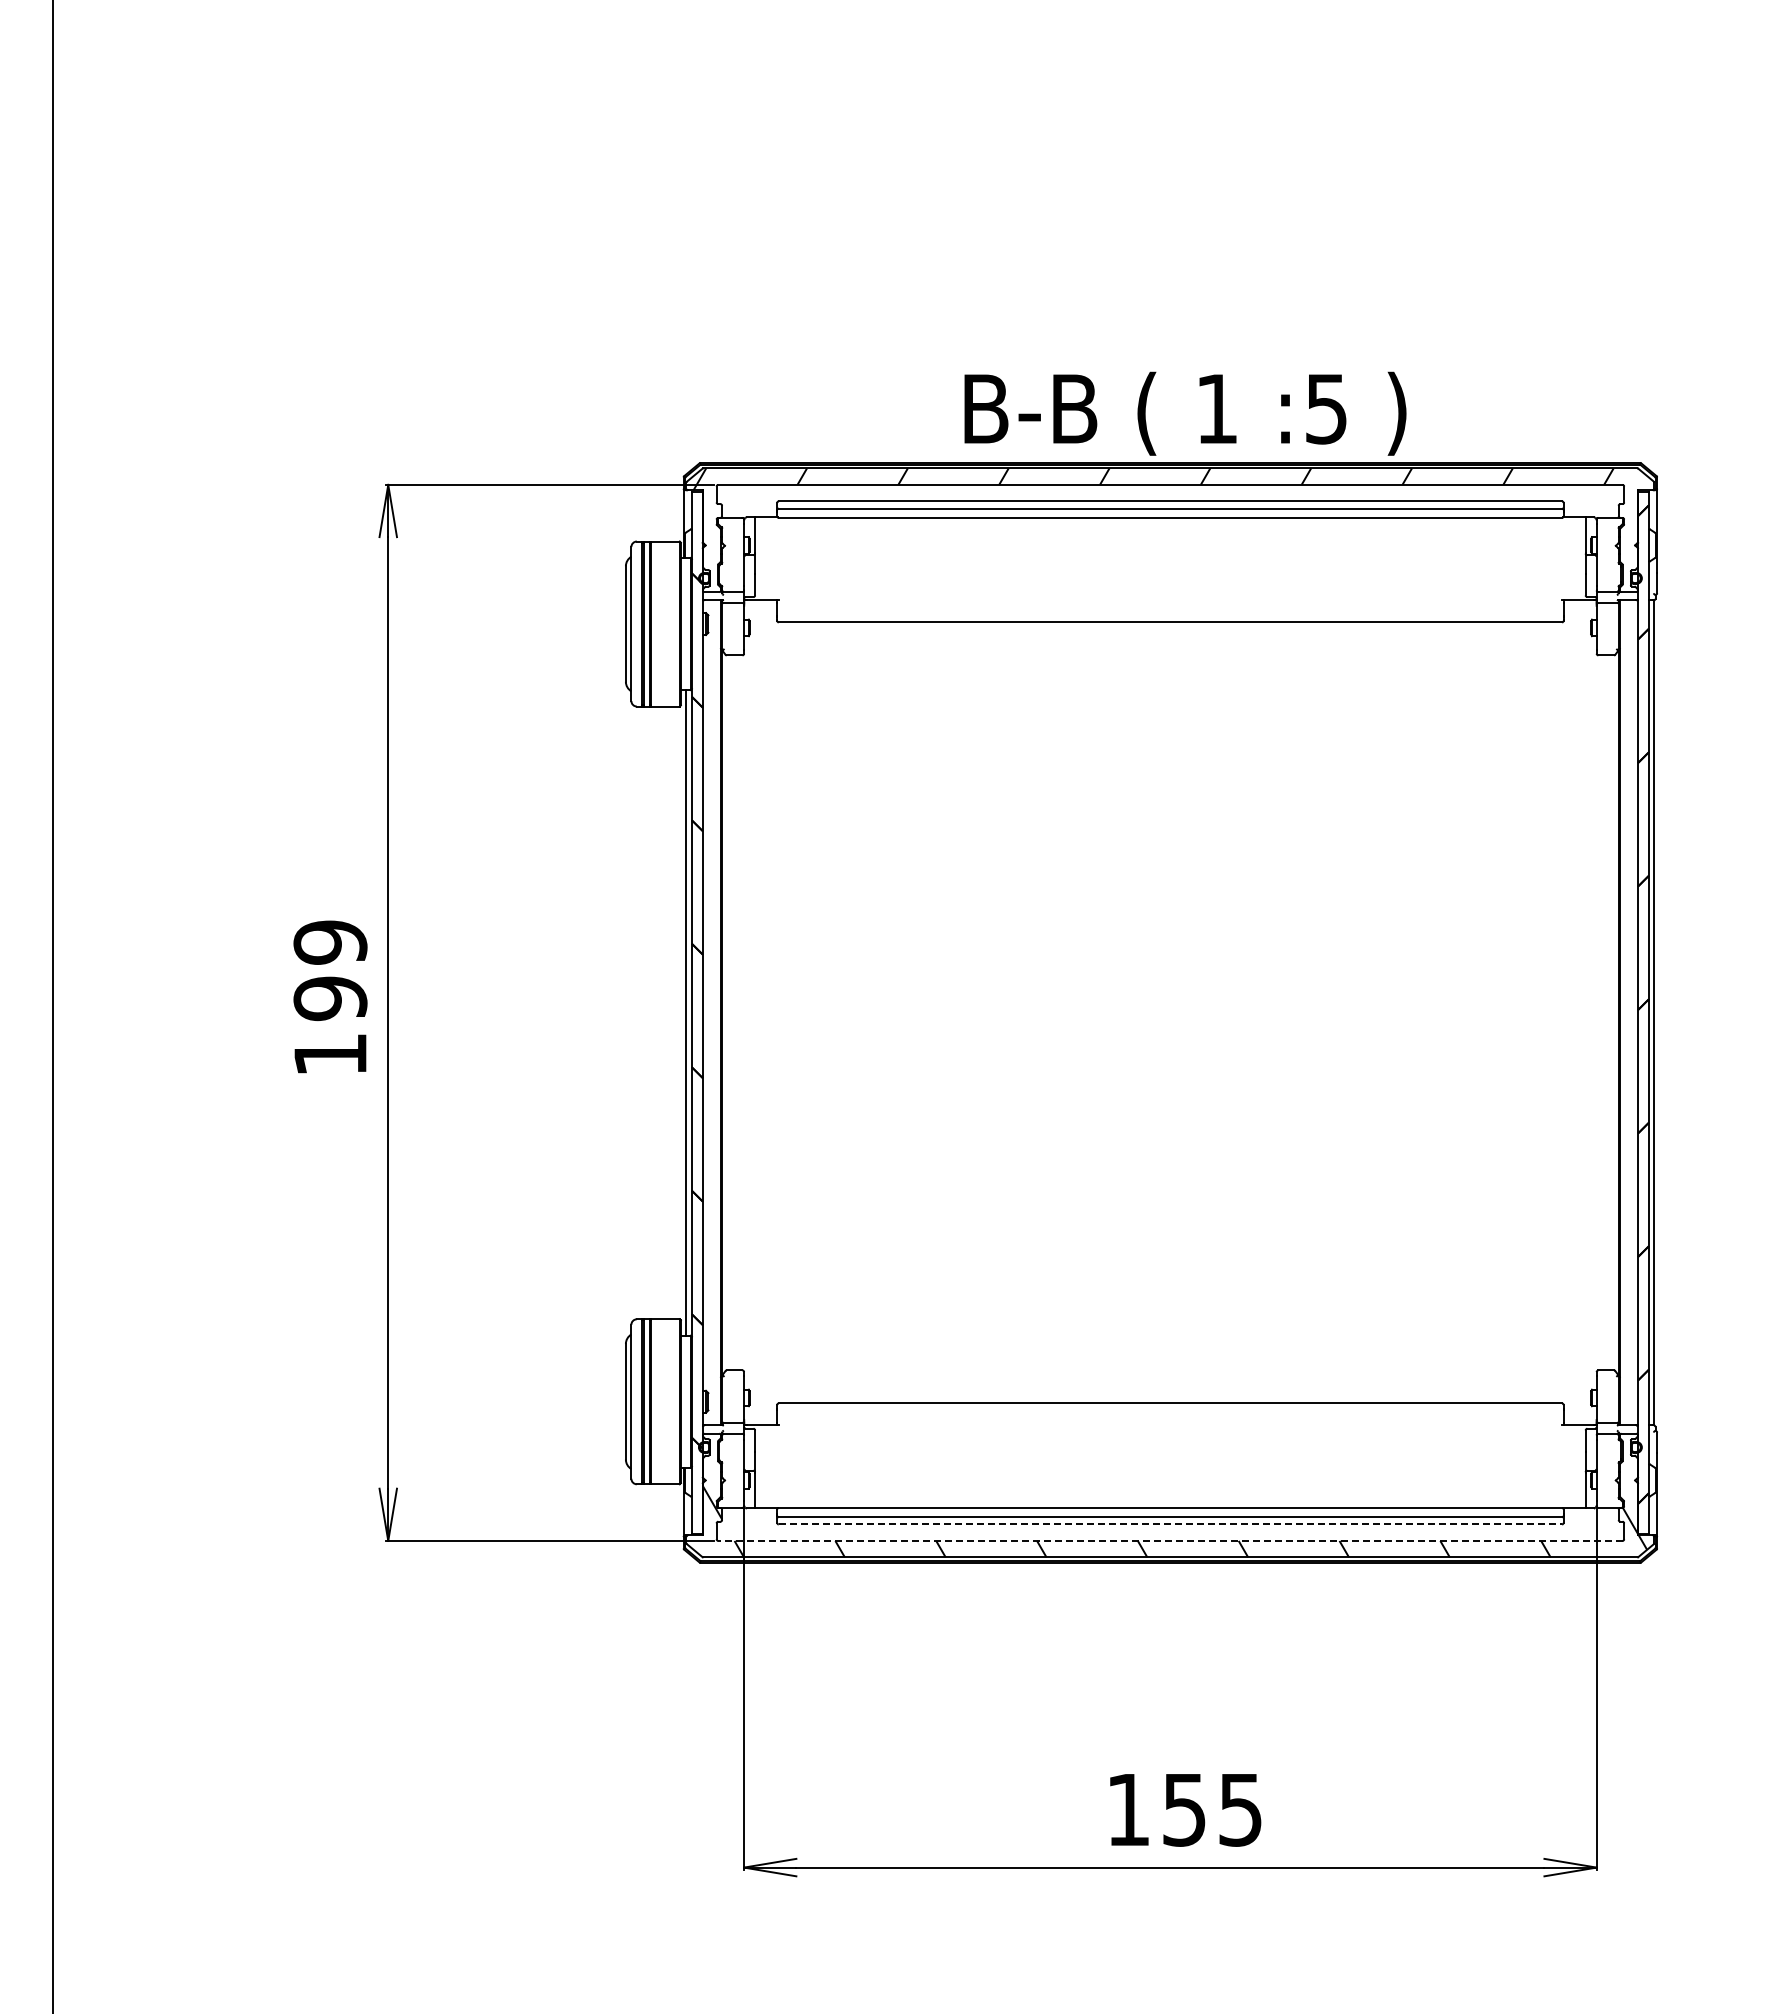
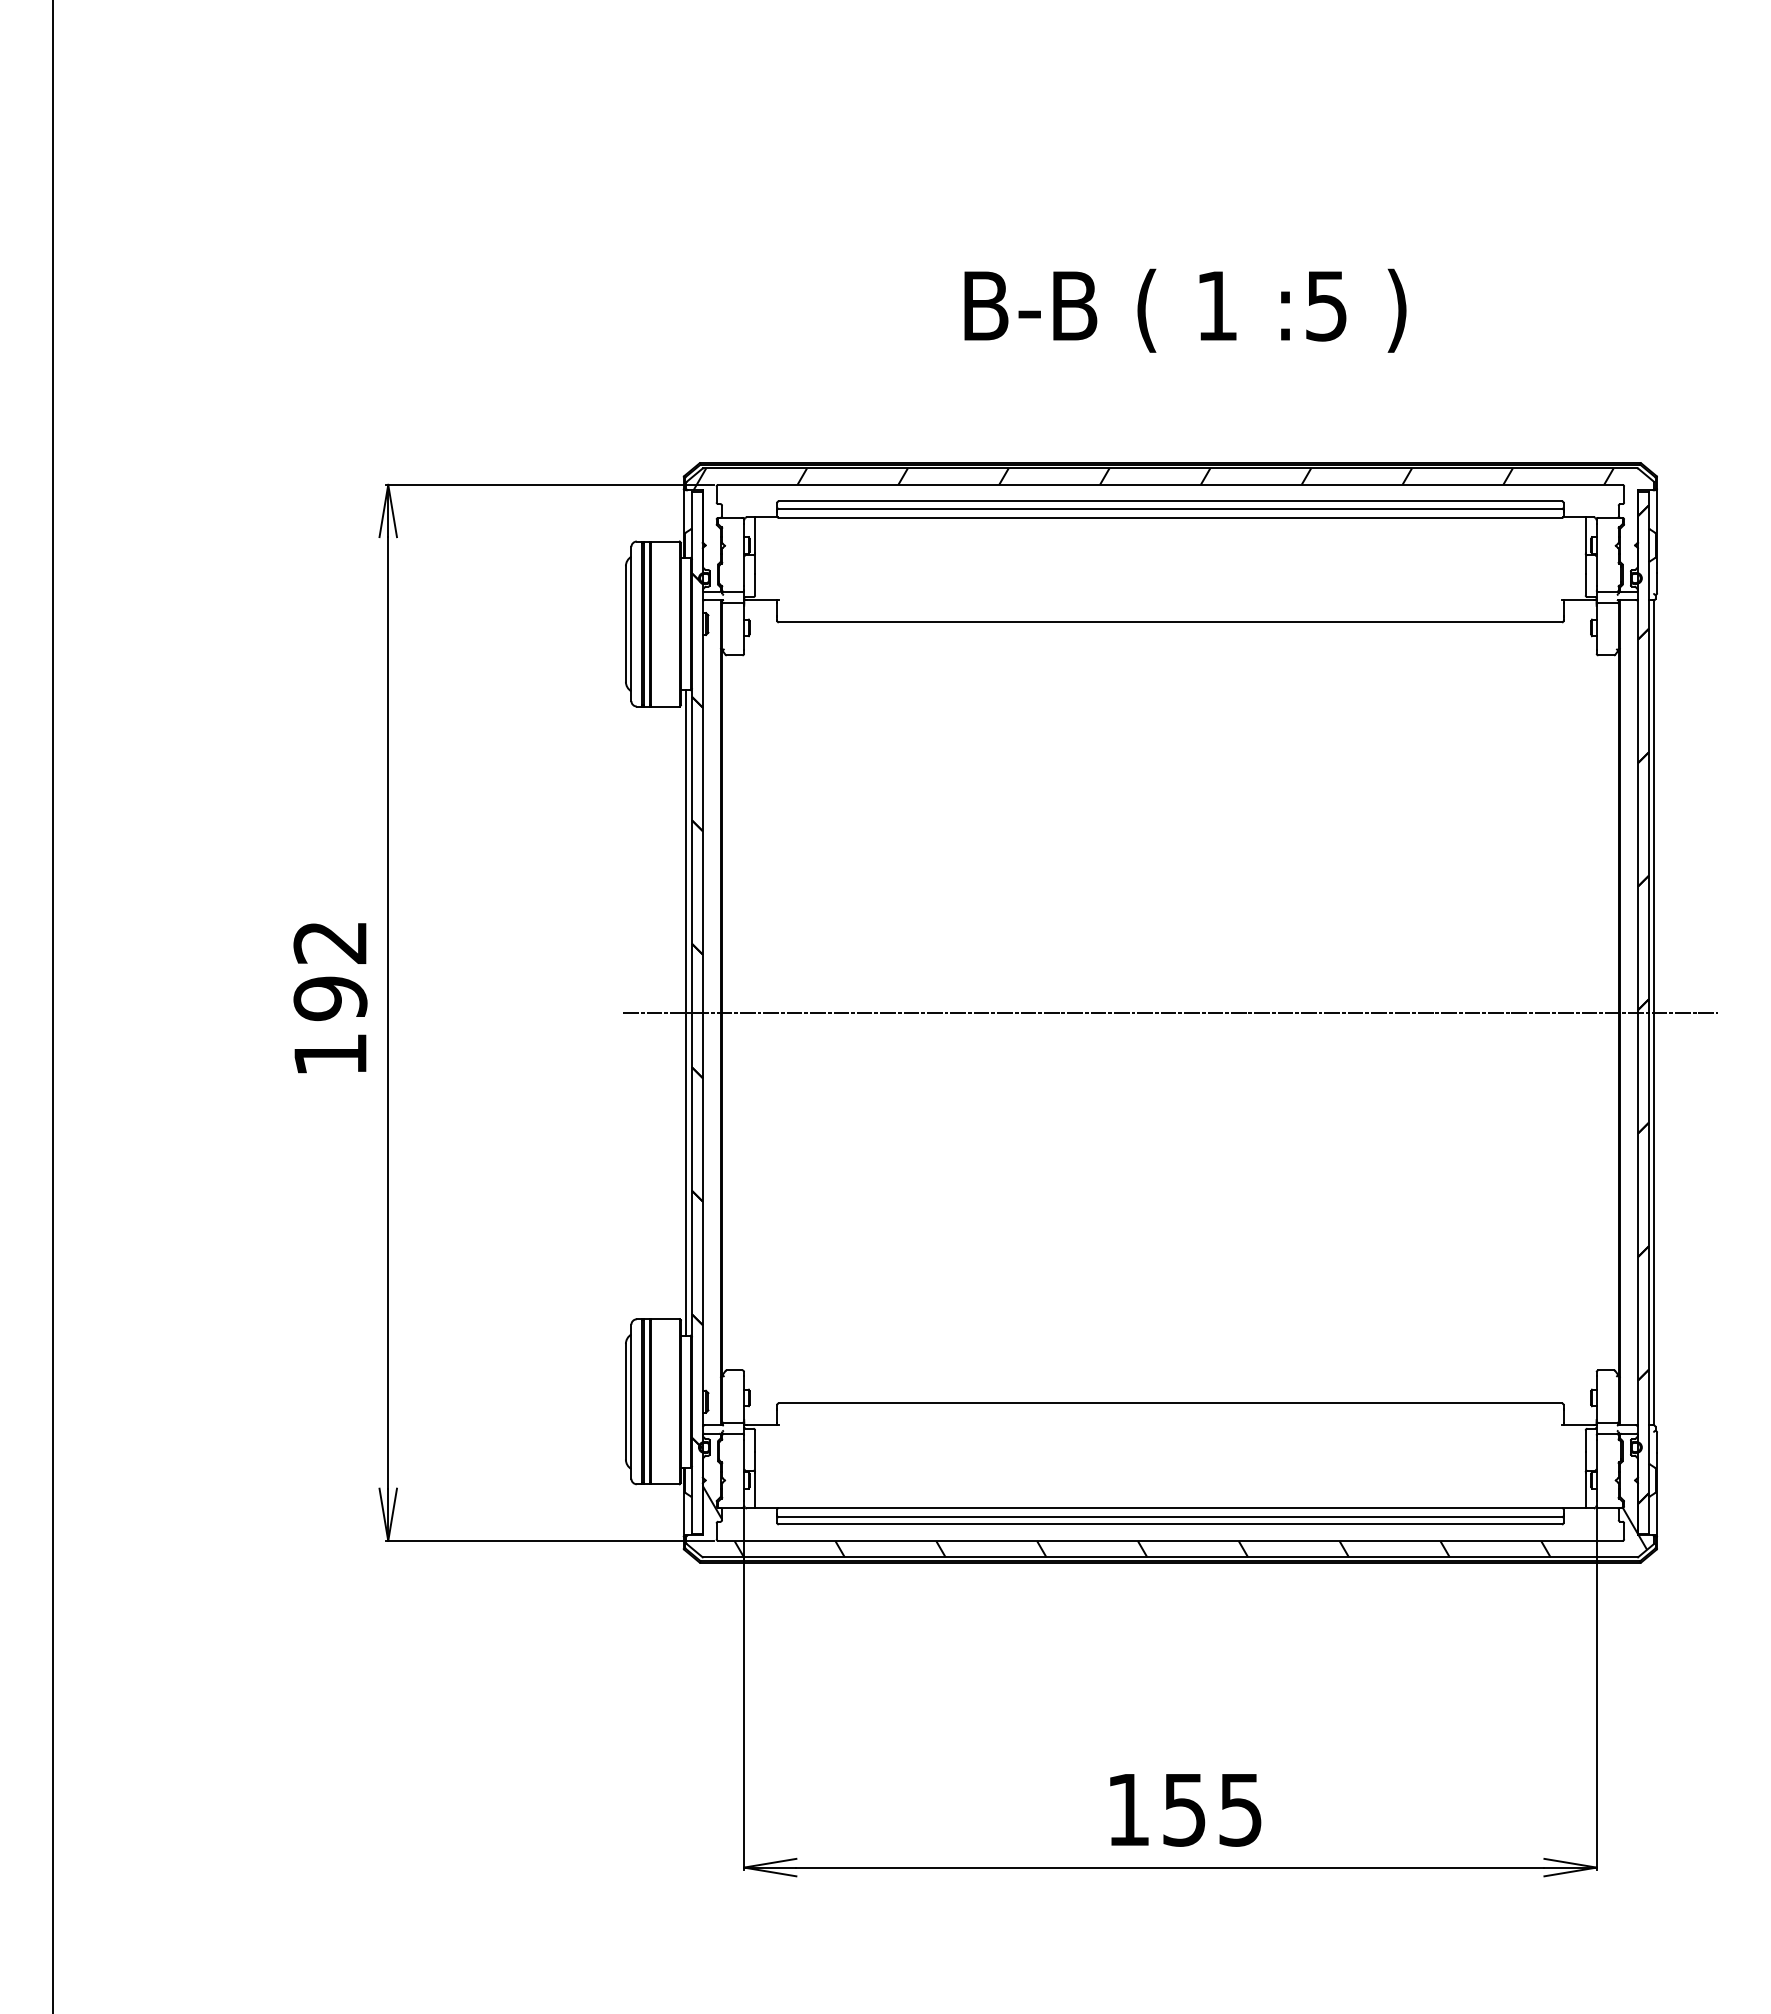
text position: (1185, 413) -> (1185, 310) (1185, 310)
text: 199 -> 192 (330, 942)
line: none -> present (1170, 1012)
line: dashed -> solid (1170, 1524)
line: dashed -> solid (1169, 1540)
